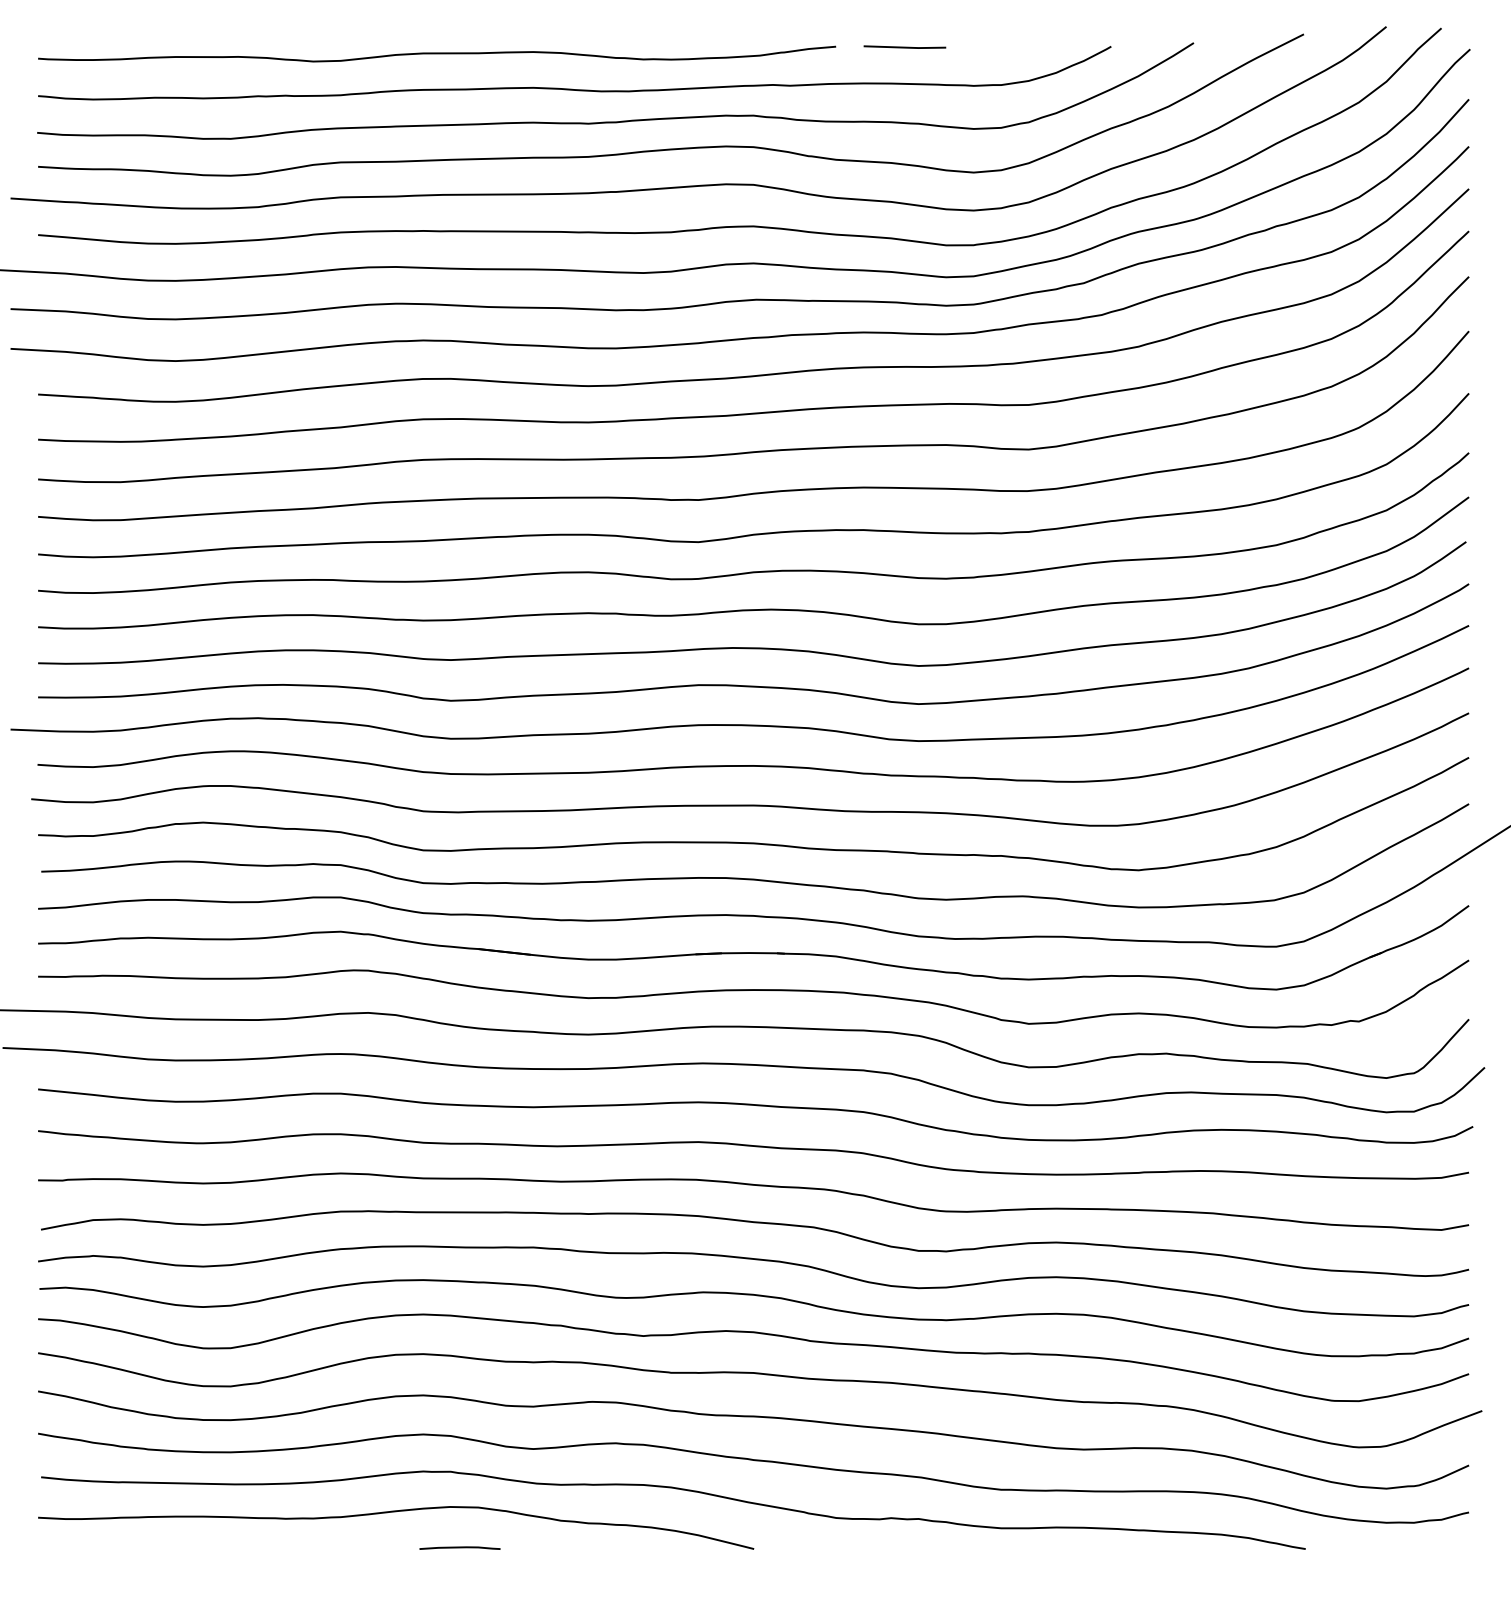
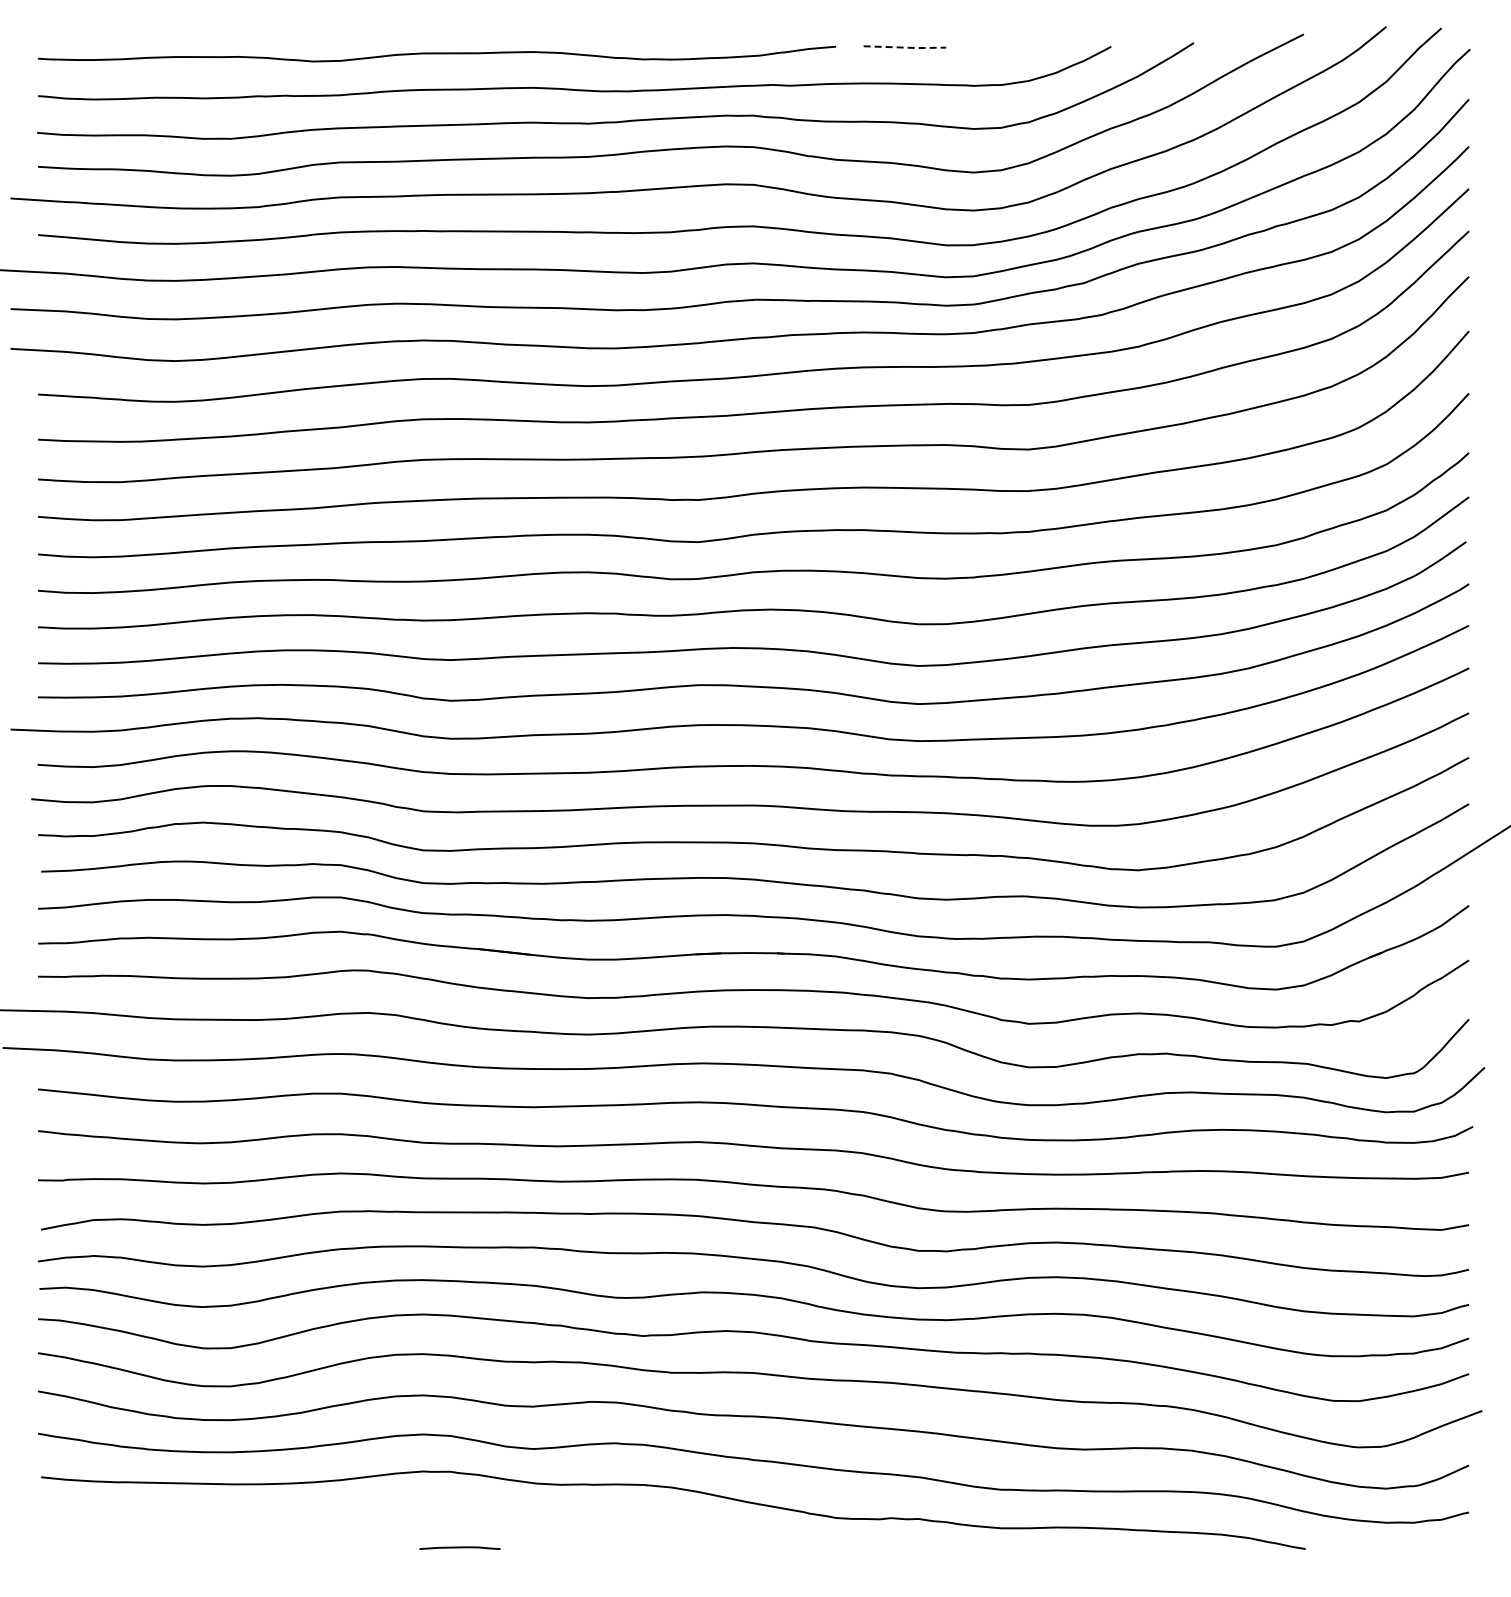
line: solid -> dashed (905, 47)
curve: present -> none (396, 1512)
